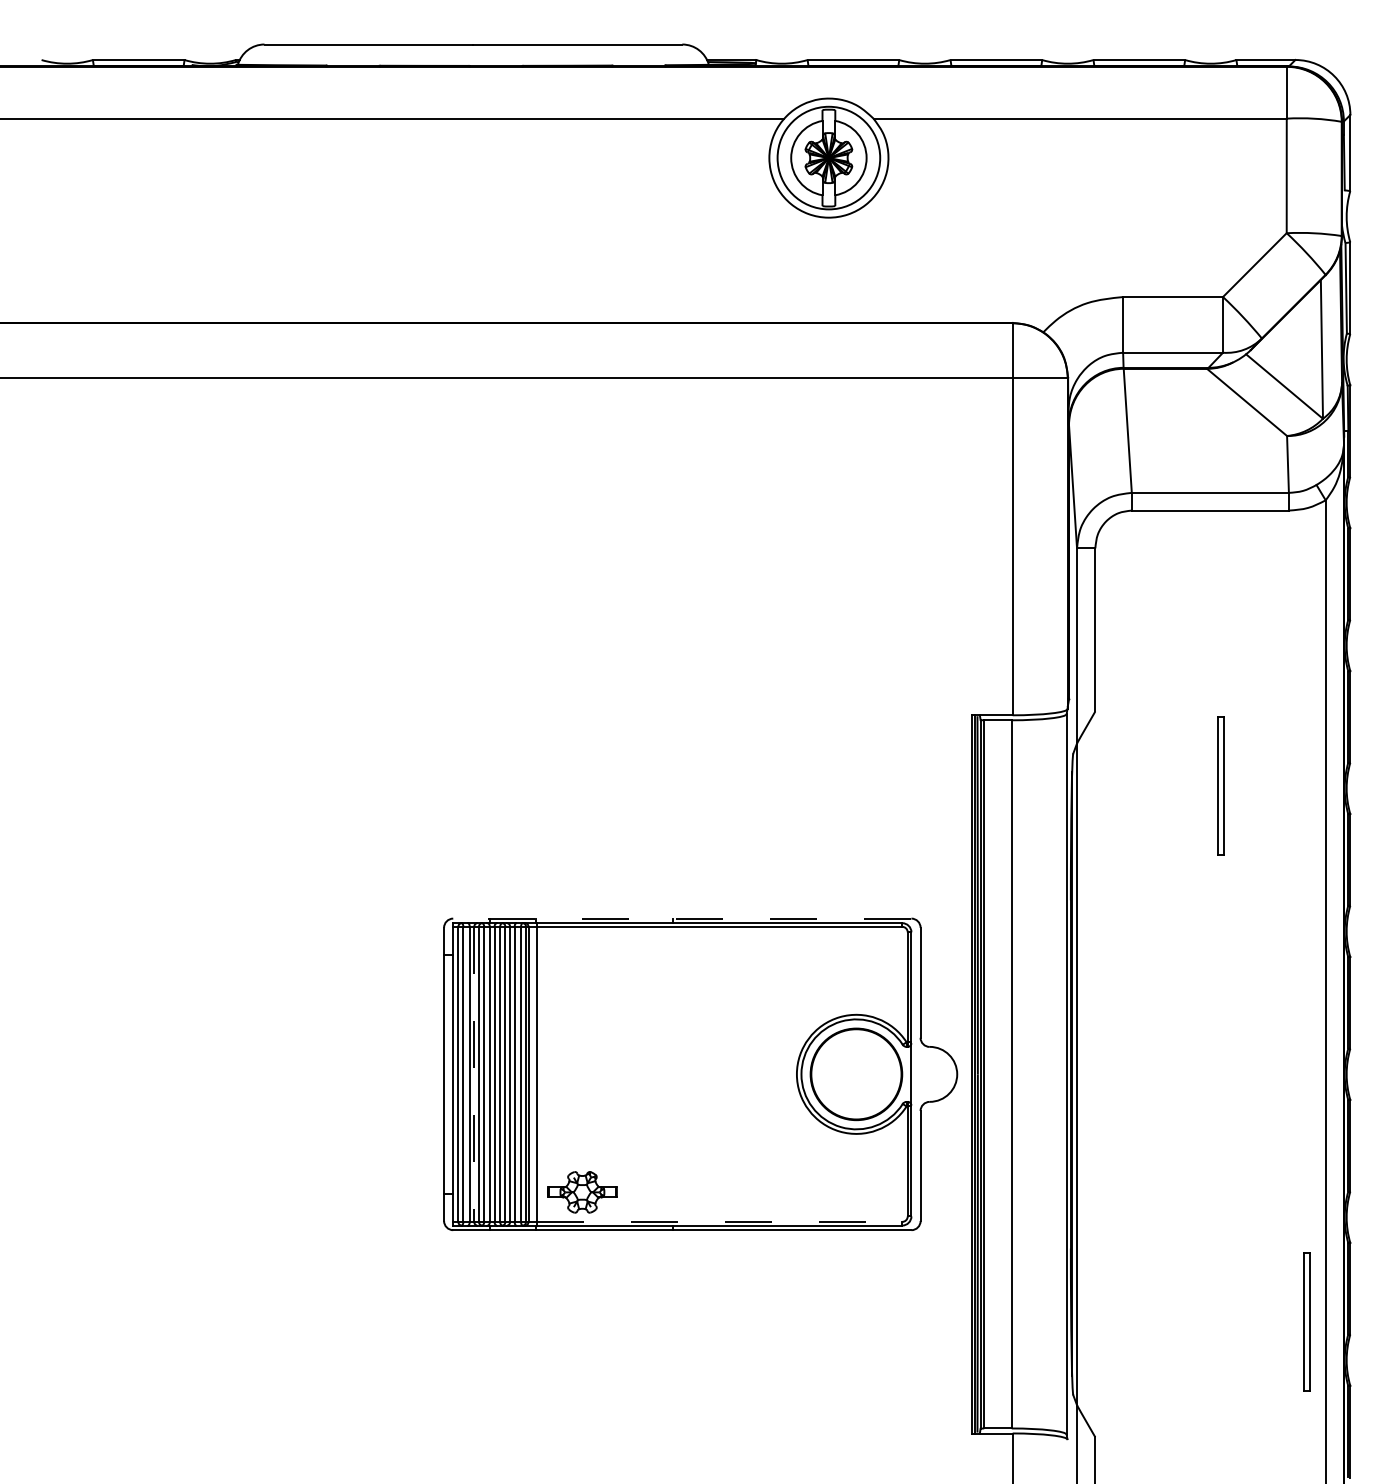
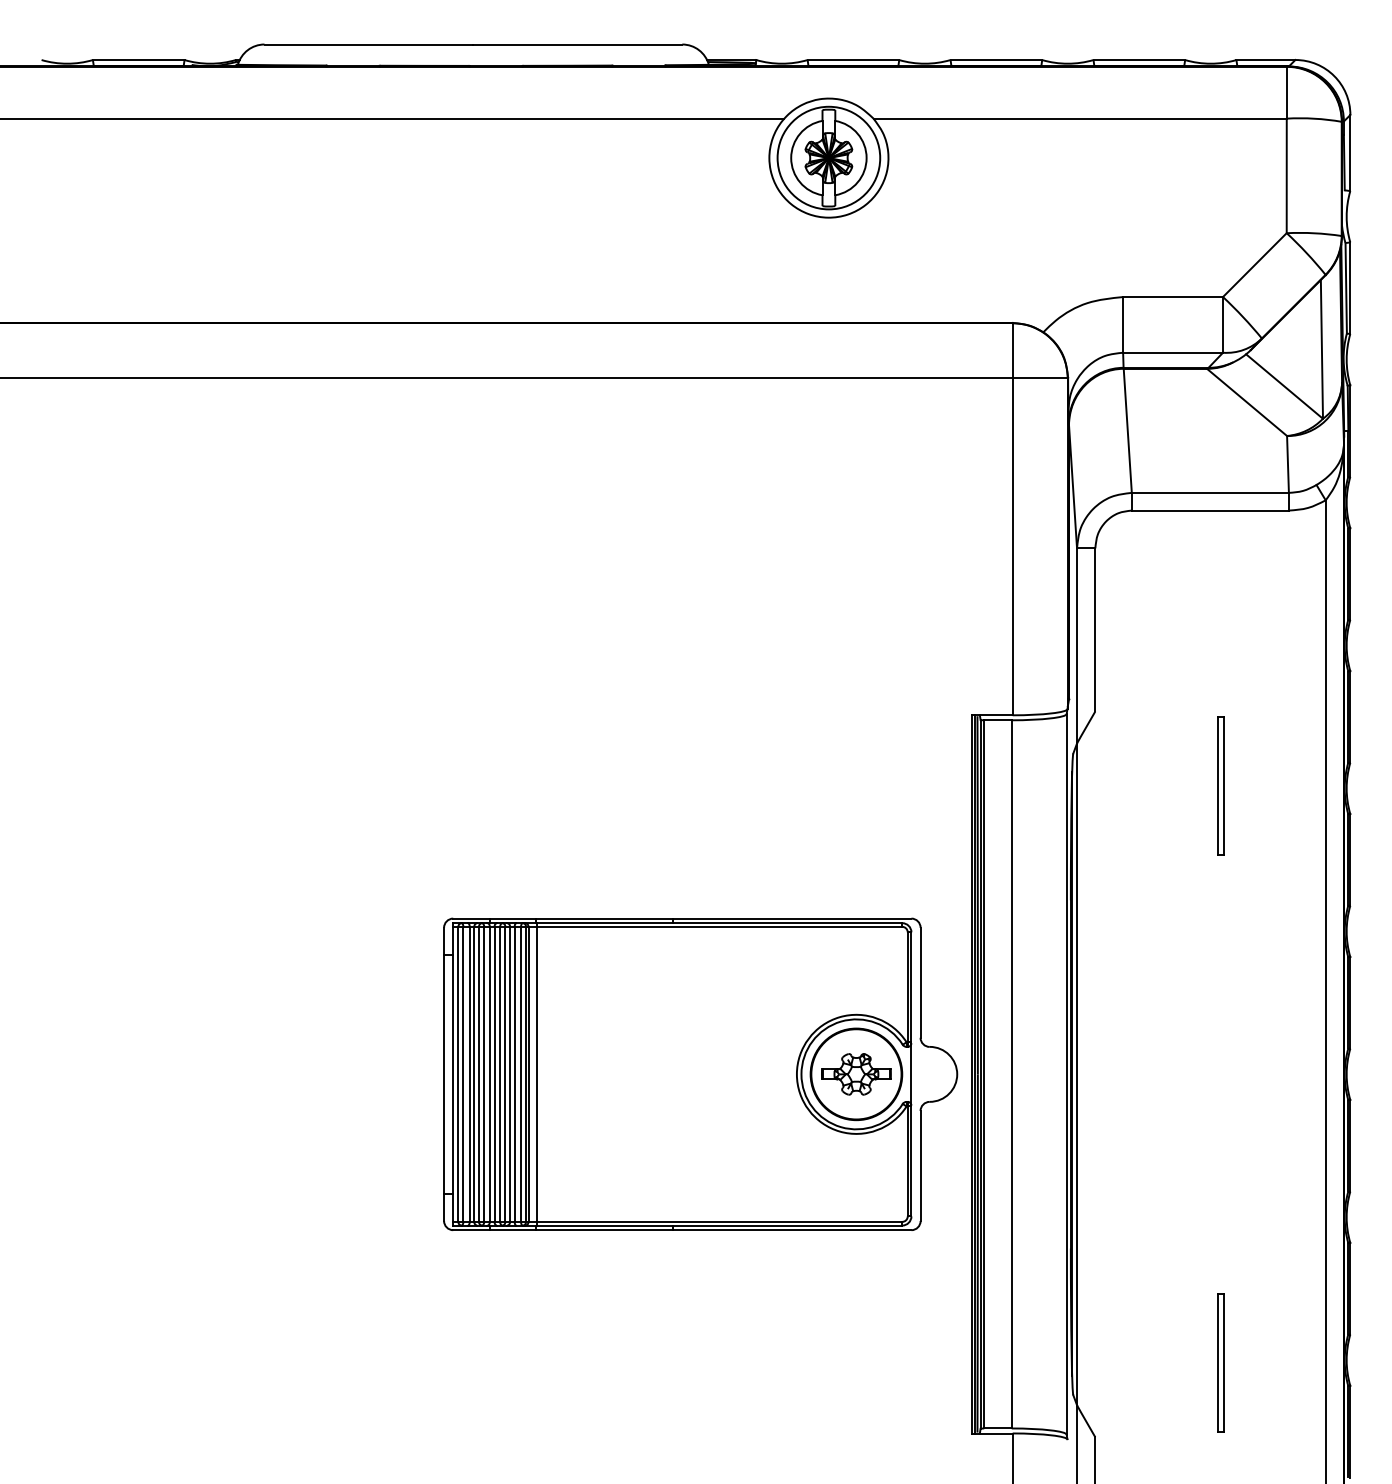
line: dashed -> solid (681, 918)
line: dashed -> solid (474, 1074)
part position: (582, 1192) -> (856, 1074) (856, 1074)
line: dashed -> solid (719, 1221)
part position: (1306, 1321) -> (1220, 1362) (1220, 1362)
